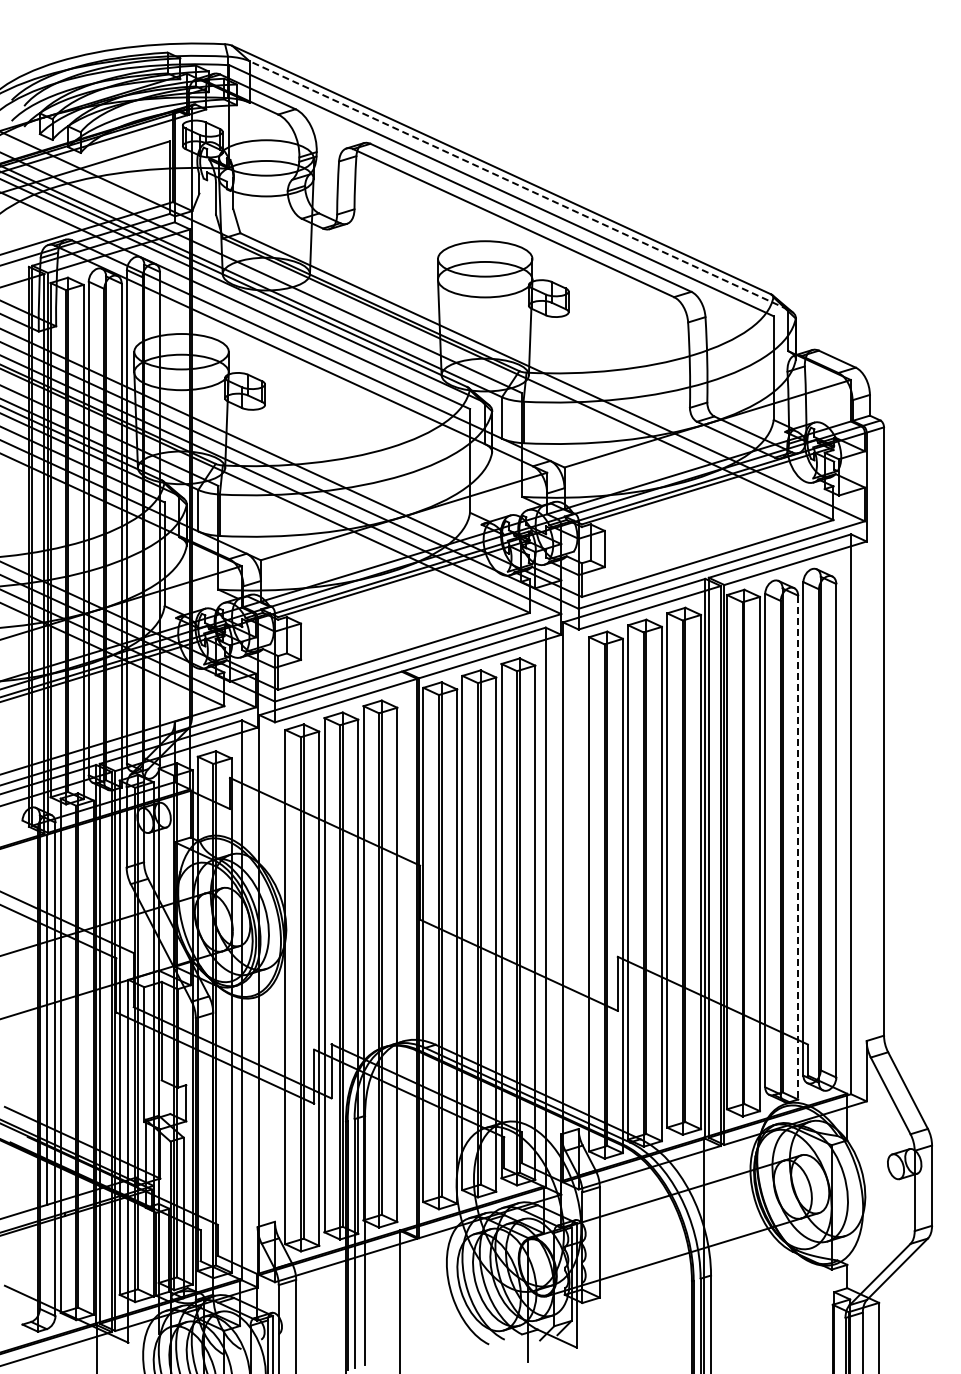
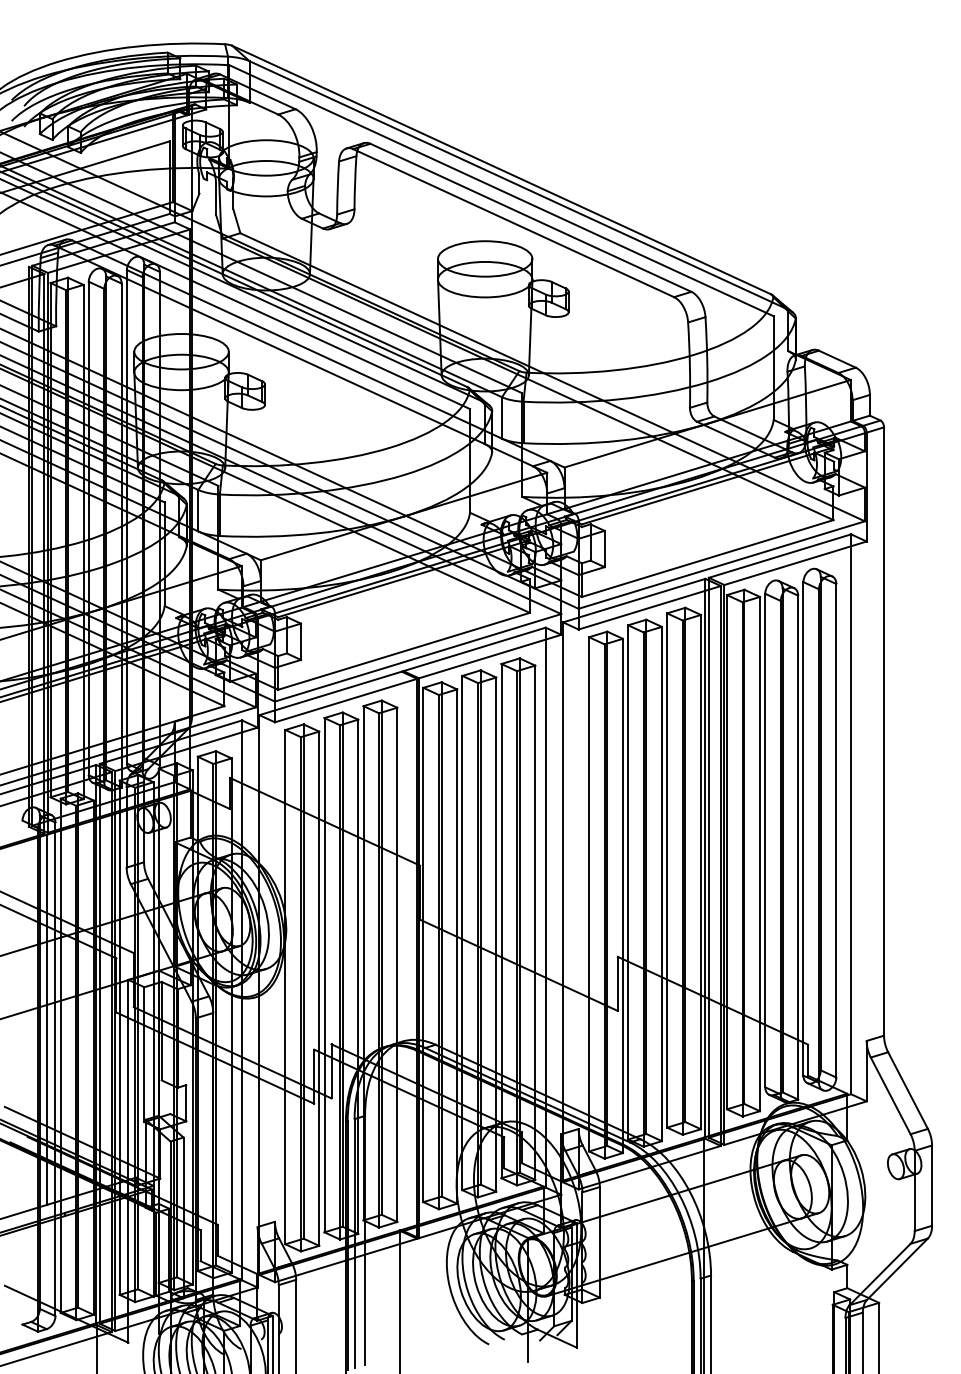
line: dashed -> solid (518, 185)
line: dashed -> solid (798, 847)
